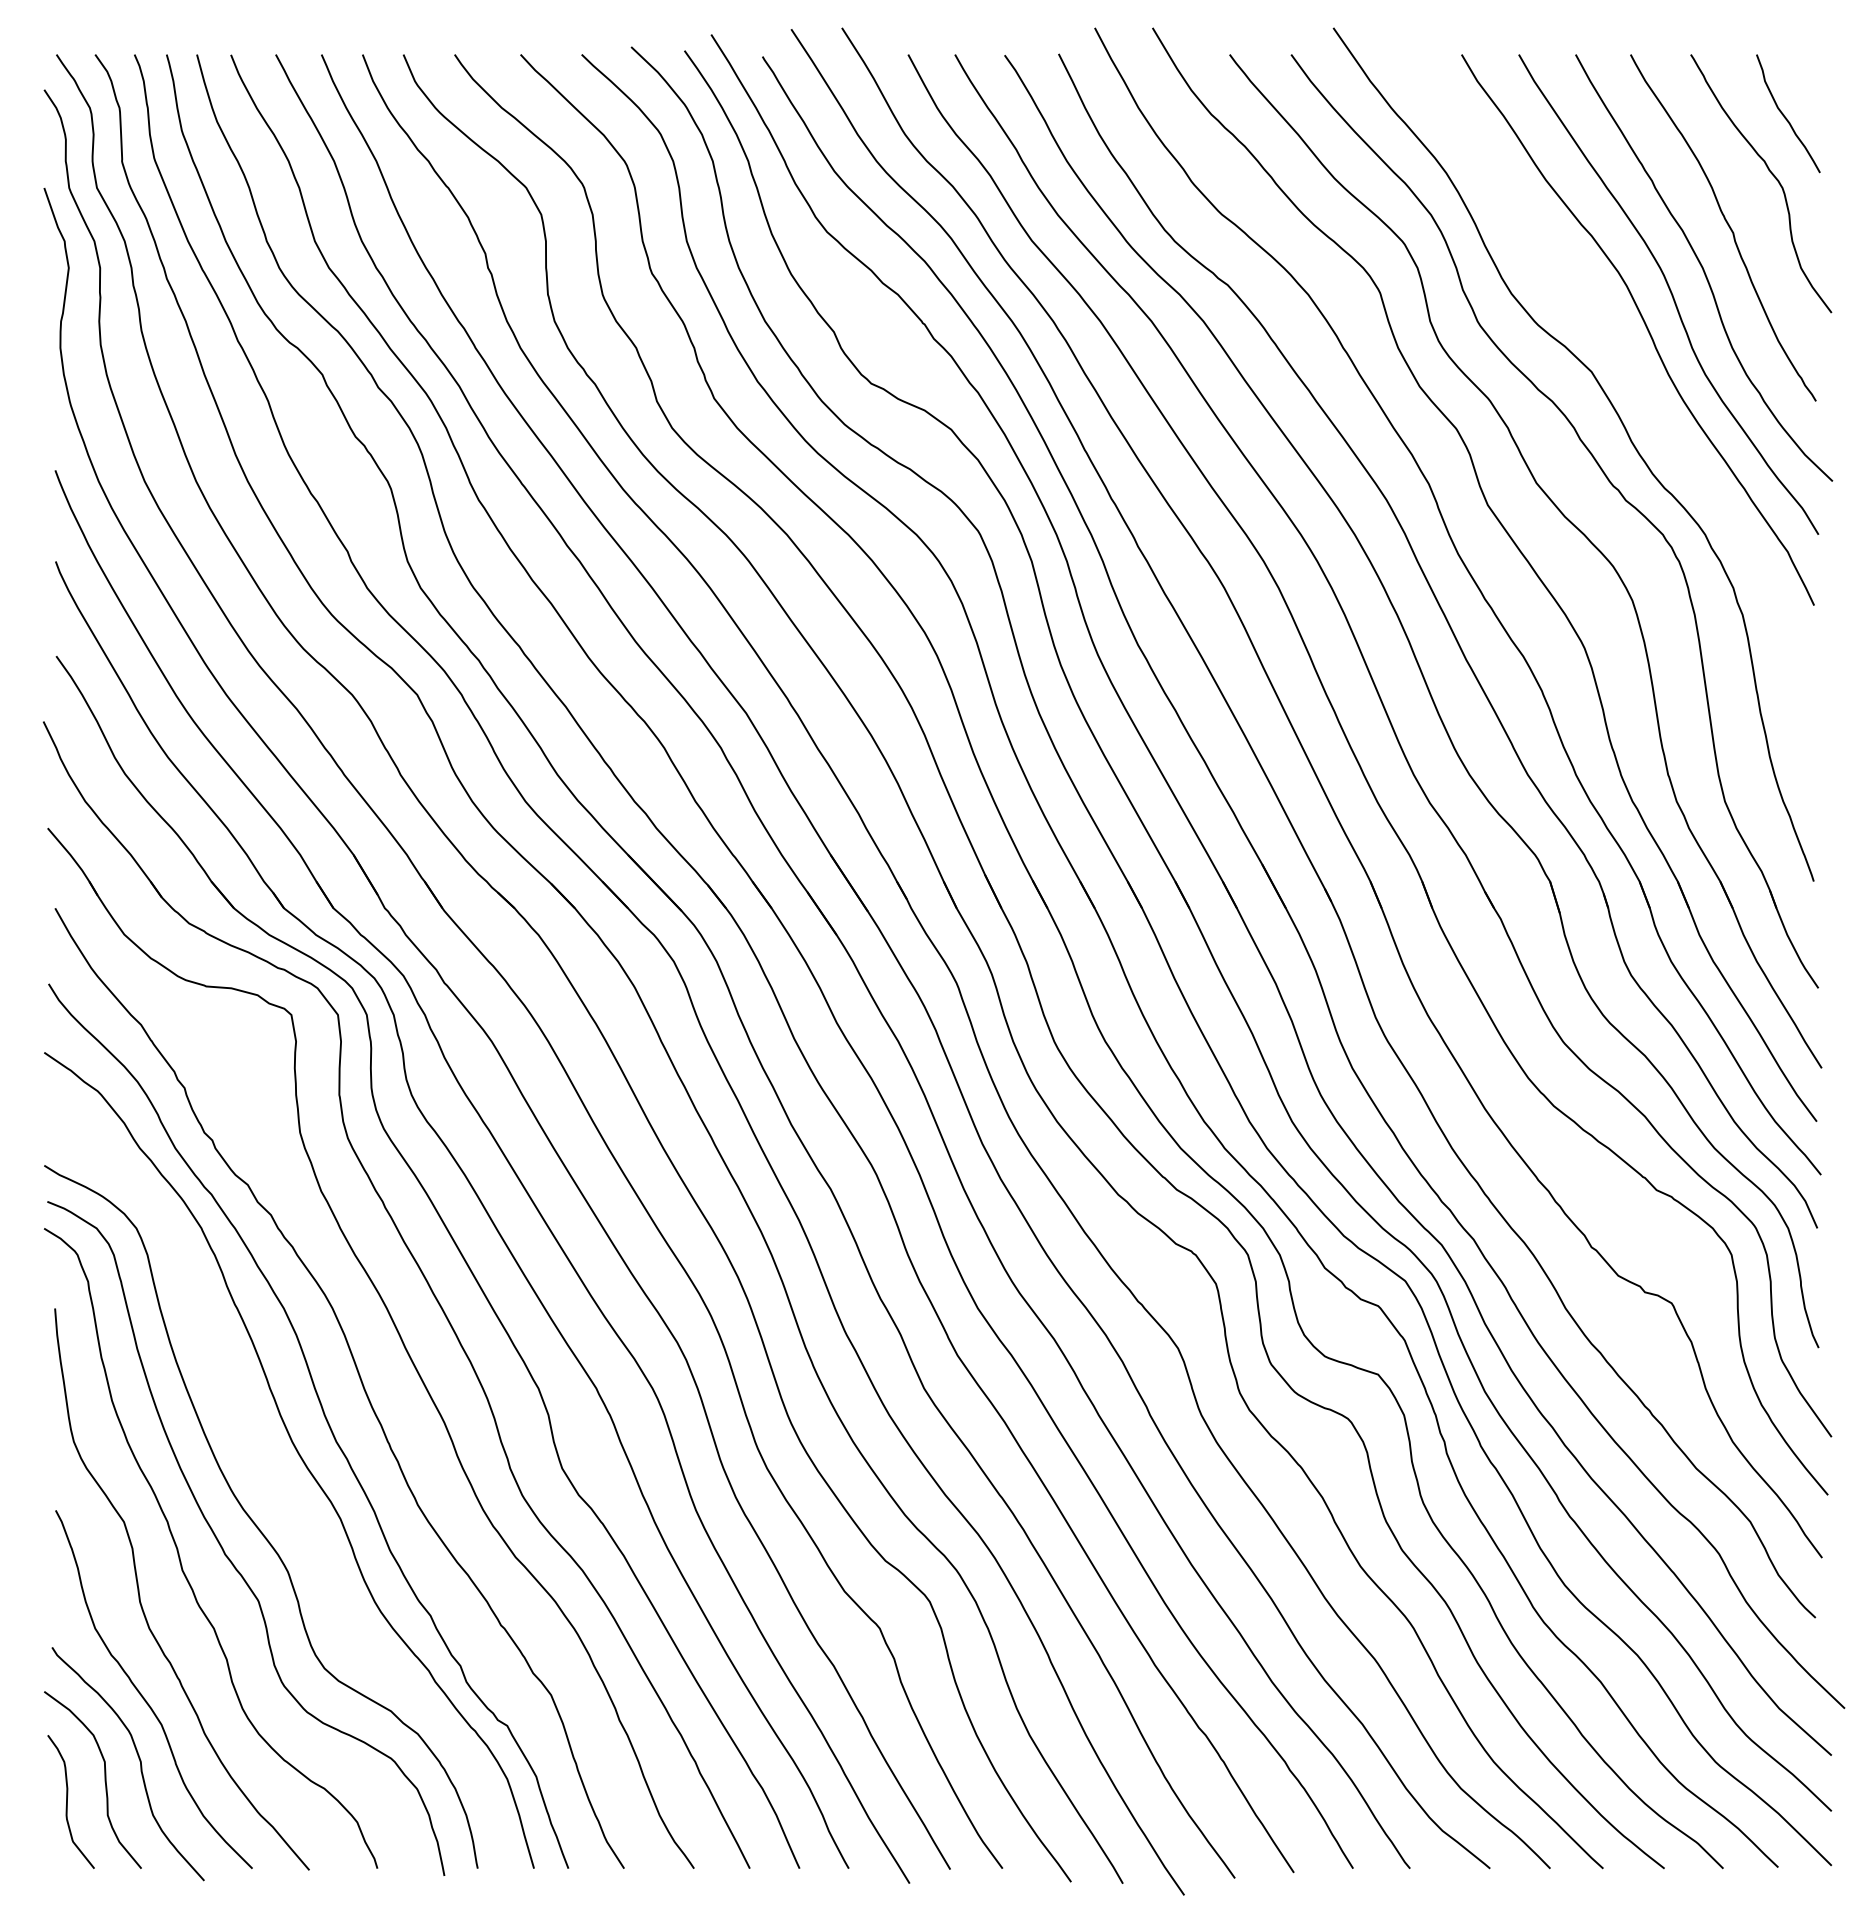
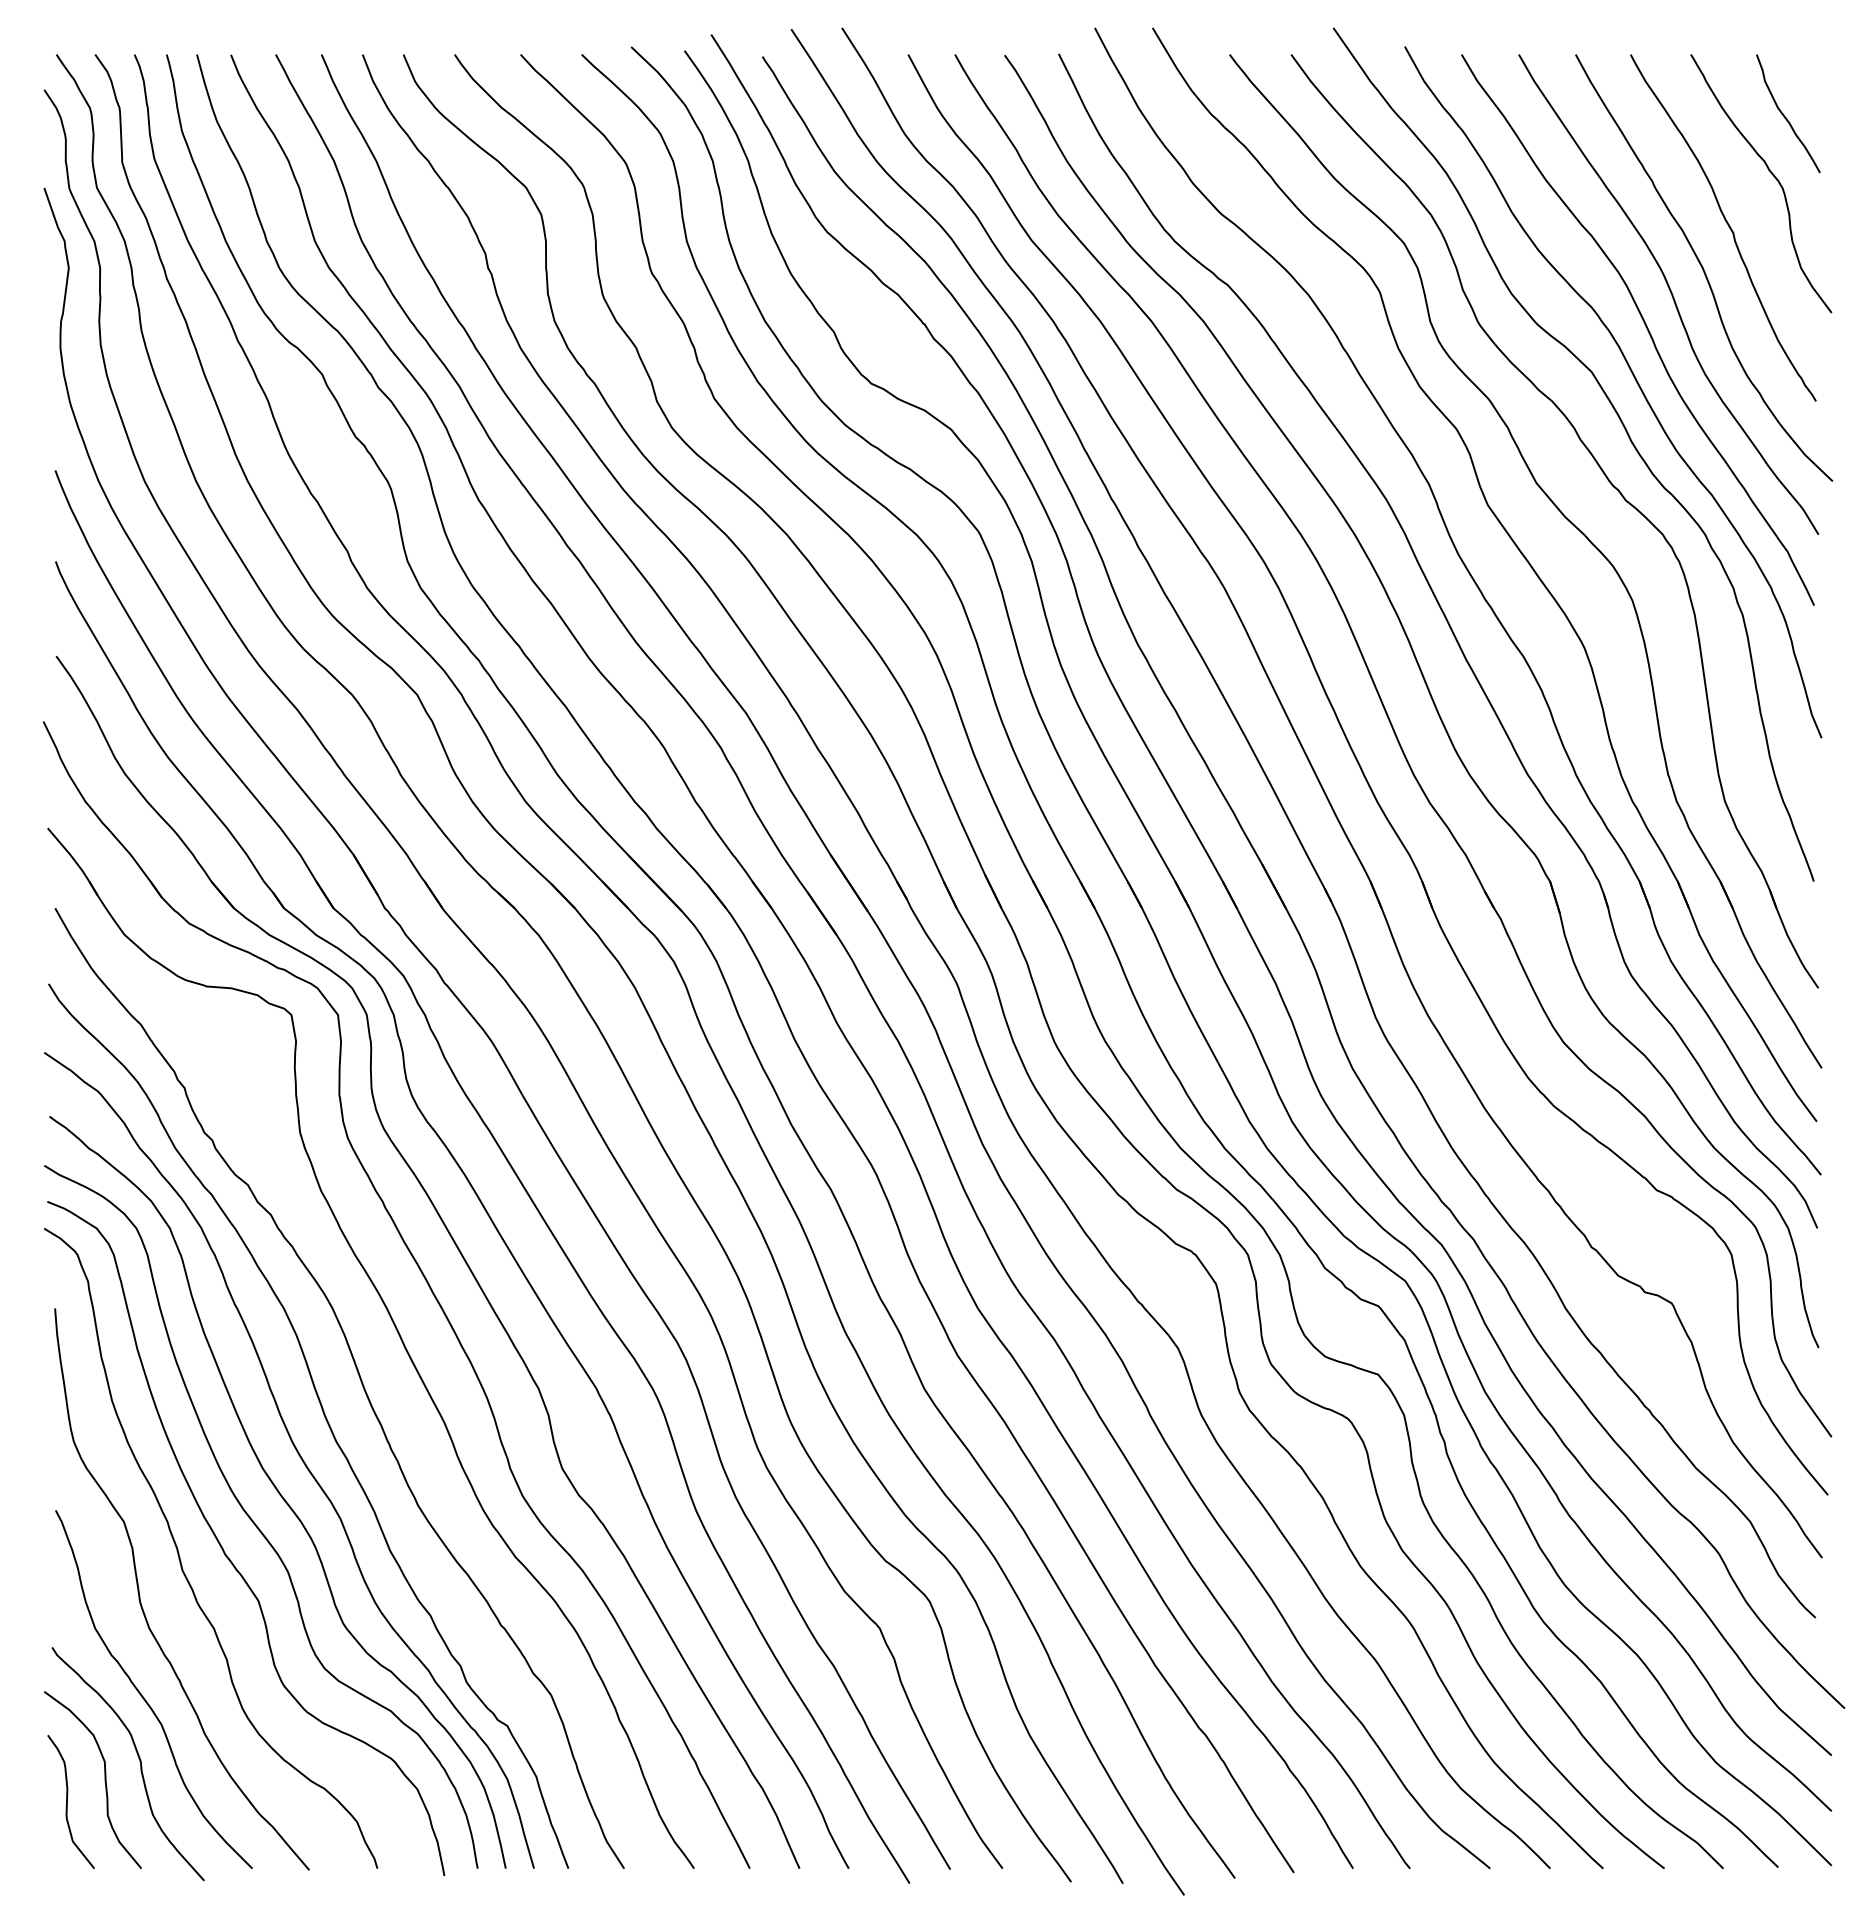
curve: none -> present (1635, 381)
curve: none -> present (277, 1492)
